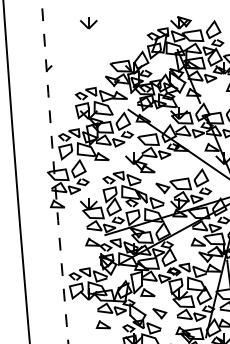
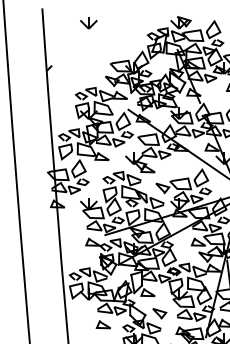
arc: dashed -> solid (54, 177)
